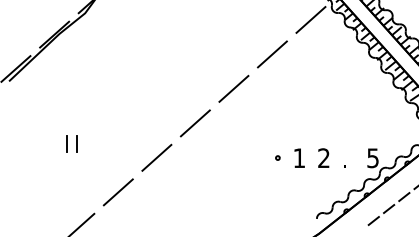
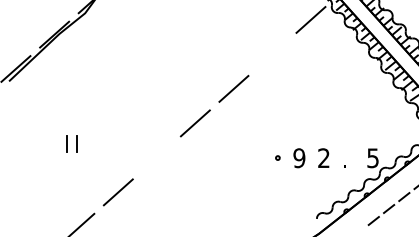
line: present -> none (272, 54)
line: present -> none (156, 157)
text: 1 -> 9 (299, 158)
